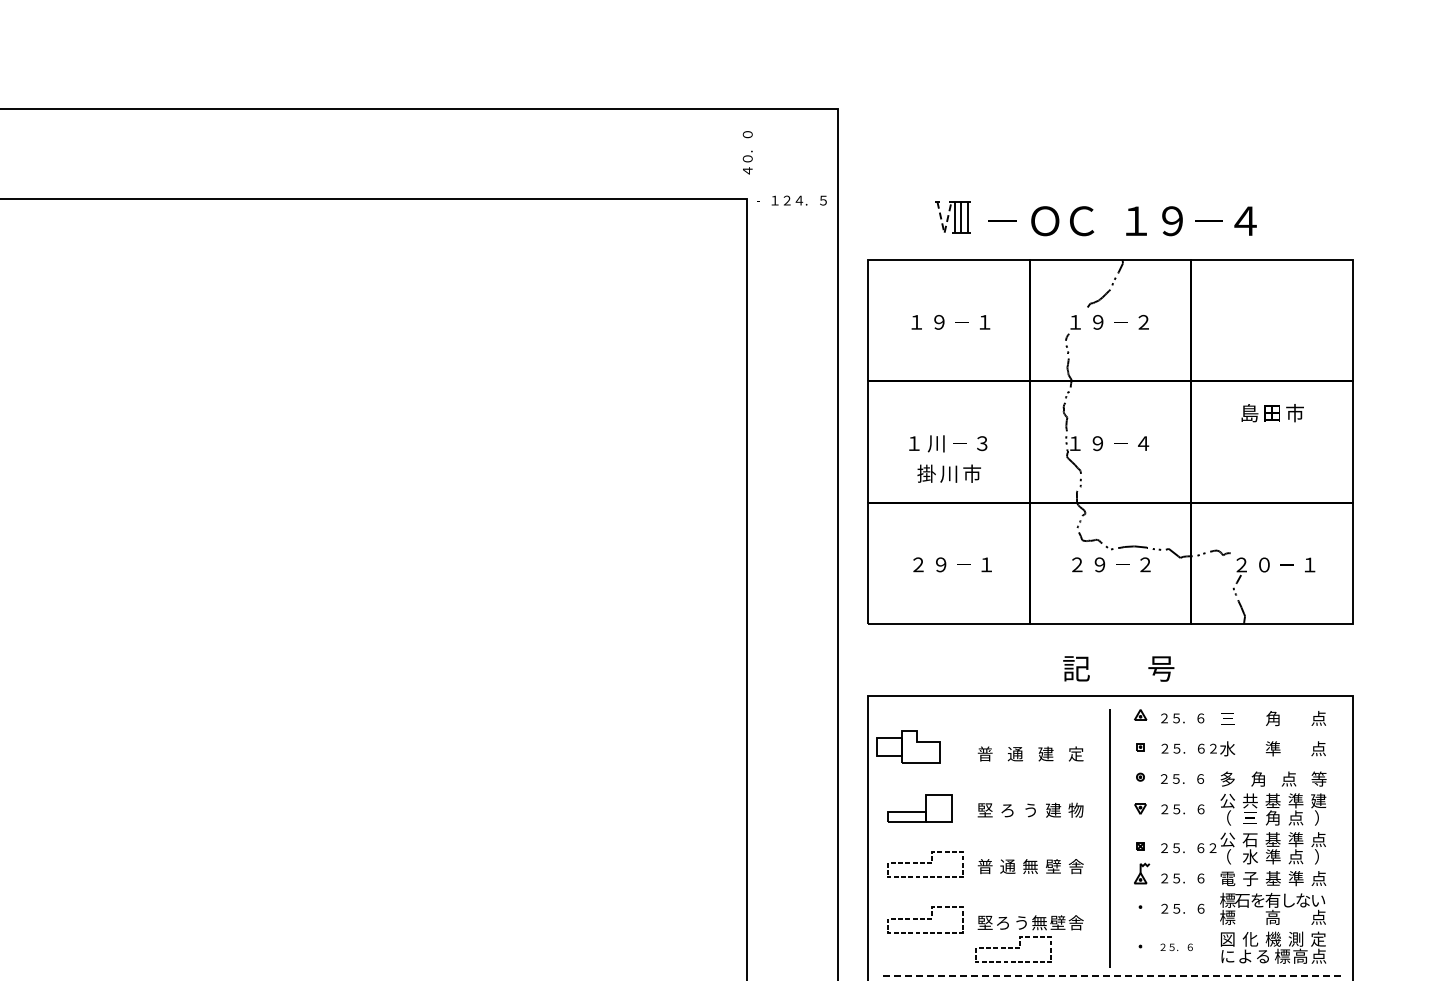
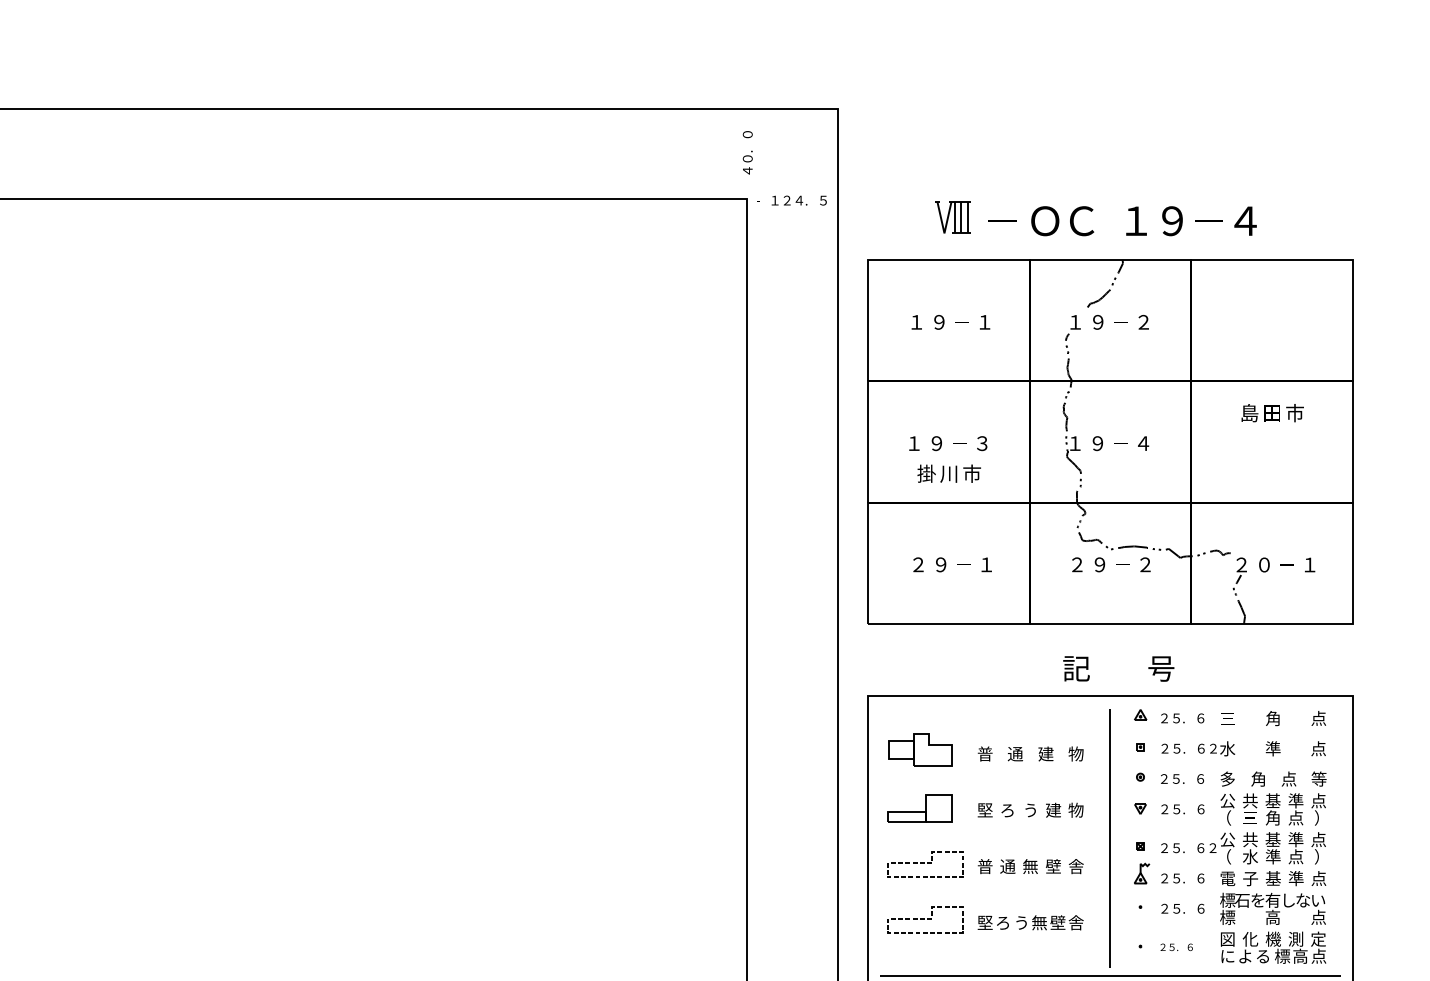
line: dashed -> solid (944, 233)
text: 川 -> ９ (935, 443)
part position: (908, 746) -> (920, 749) (920, 749)
text: 定 -> 物 (1075, 753)
text: 建 -> 点 (1318, 800)
text: 石 -> 共 (1249, 839)
part: present -> none (1013, 949)
line: dashed -> solid (1109, 975)
